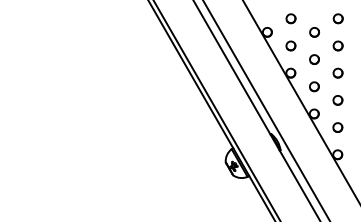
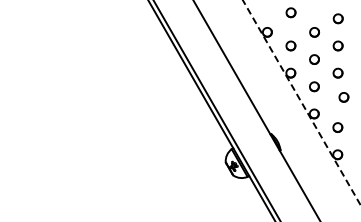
part position: (290, 18) -> (290, 12) (290, 12)
part position: (337, 100) -> (343, 97) (343, 97)
line: solid -> dashed (302, 103)
line: present -> none (266, 110)
